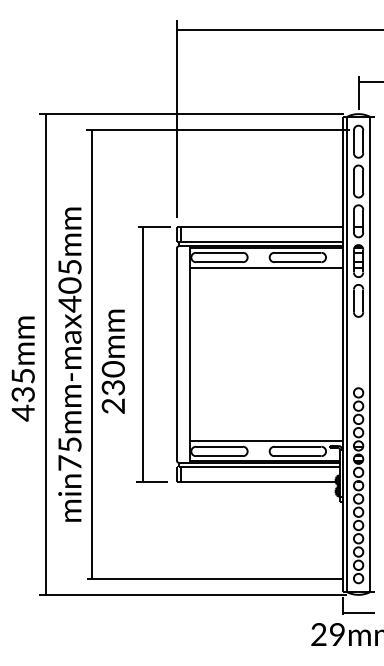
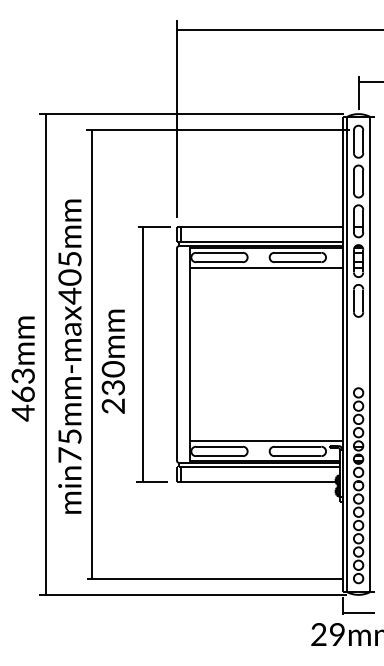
text position: (69, 364) -> (69, 356) (69, 356)
text: 435mm -> 463mm (22, 385)
